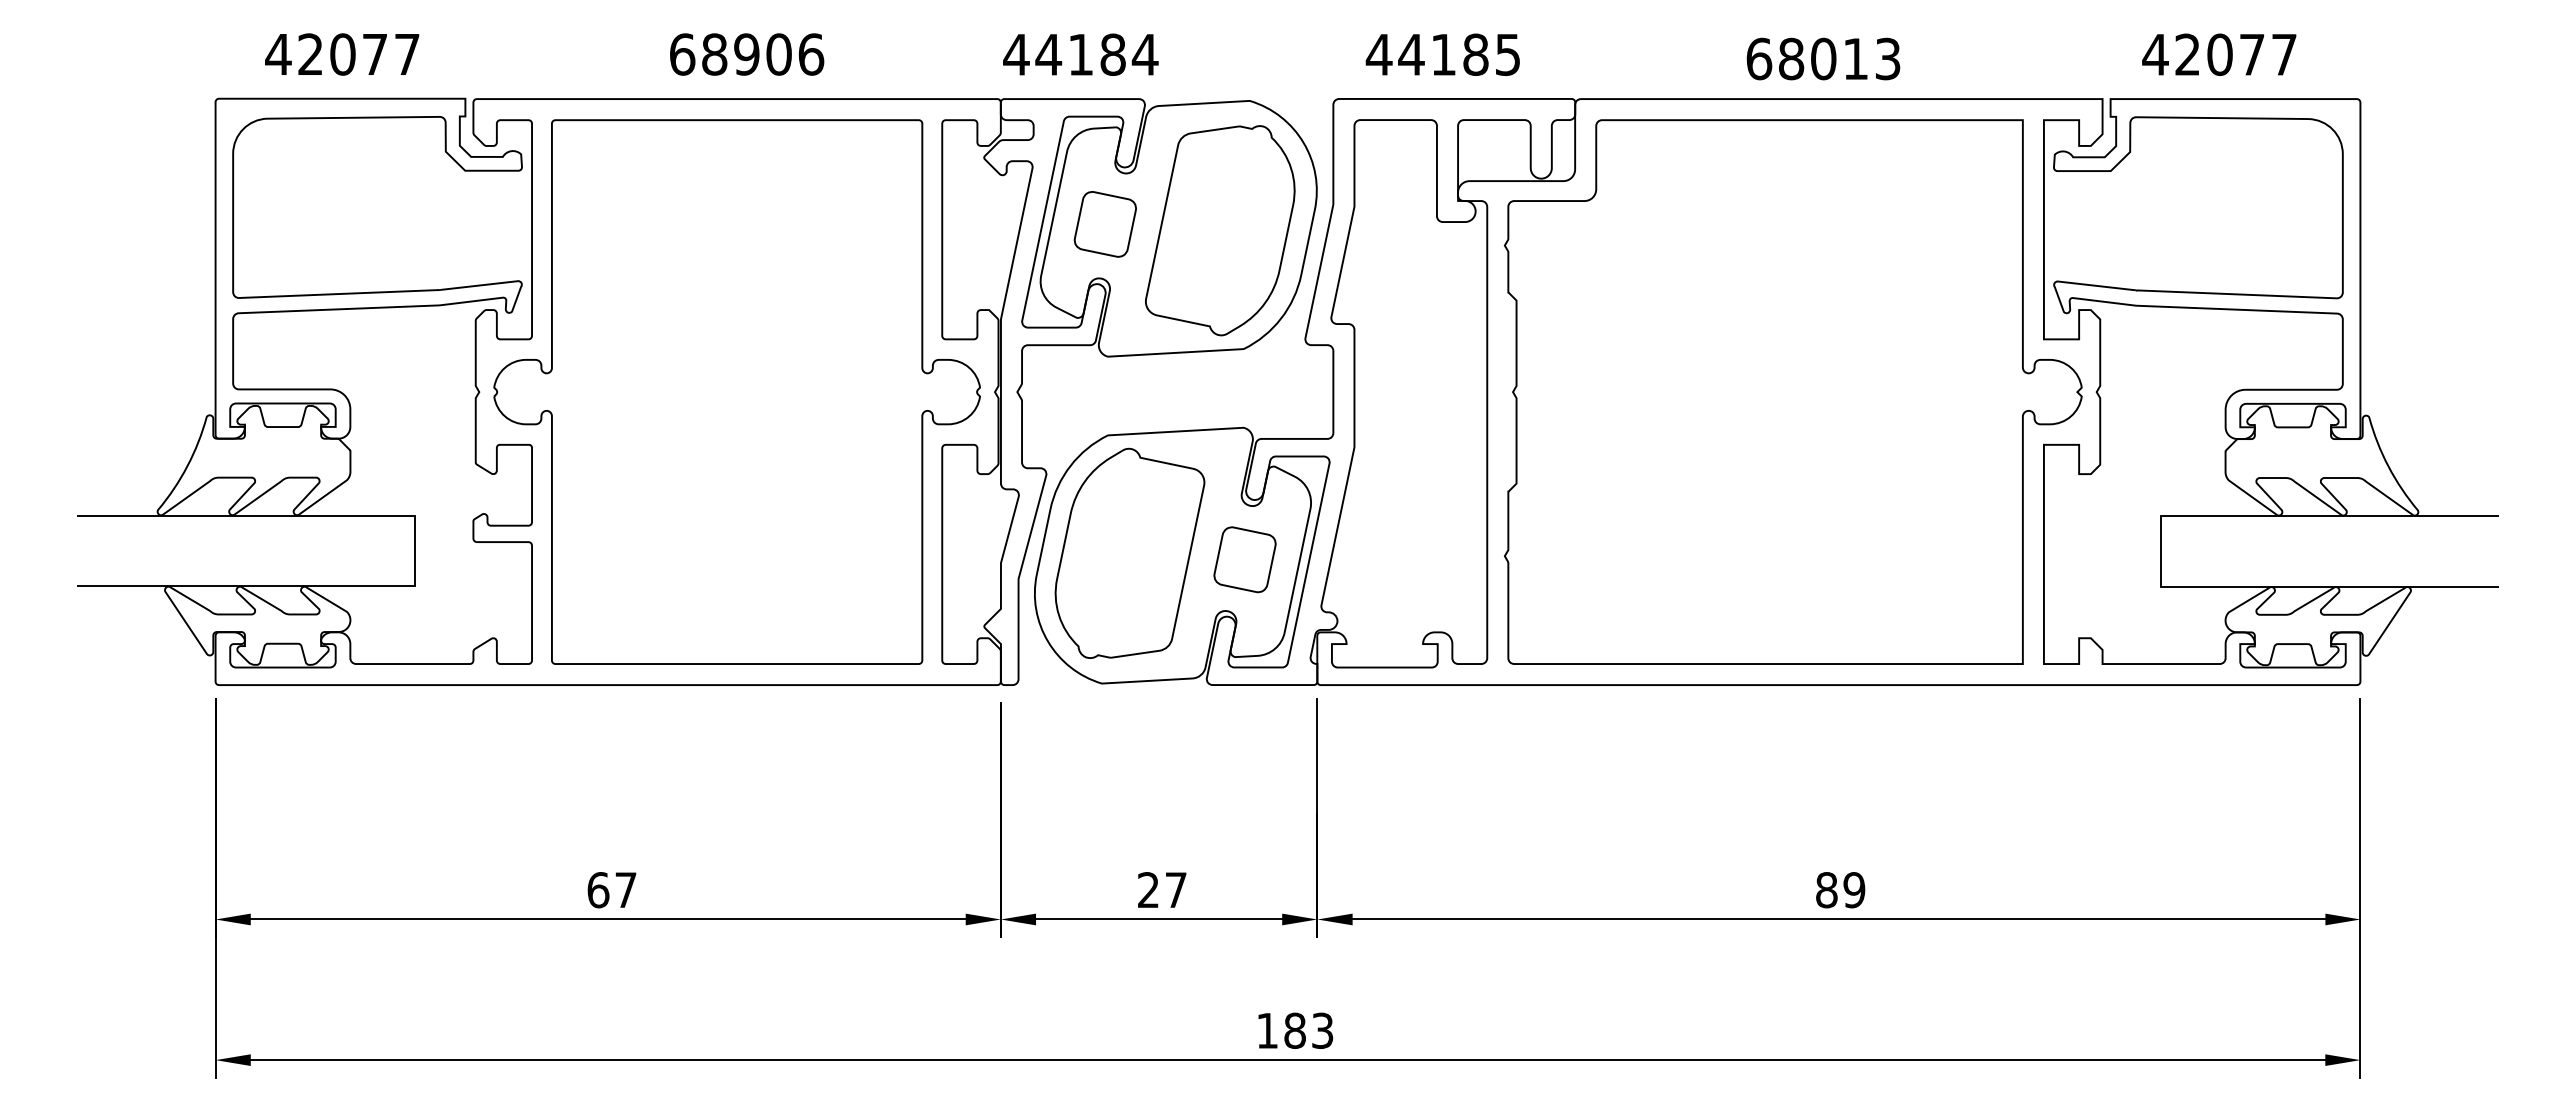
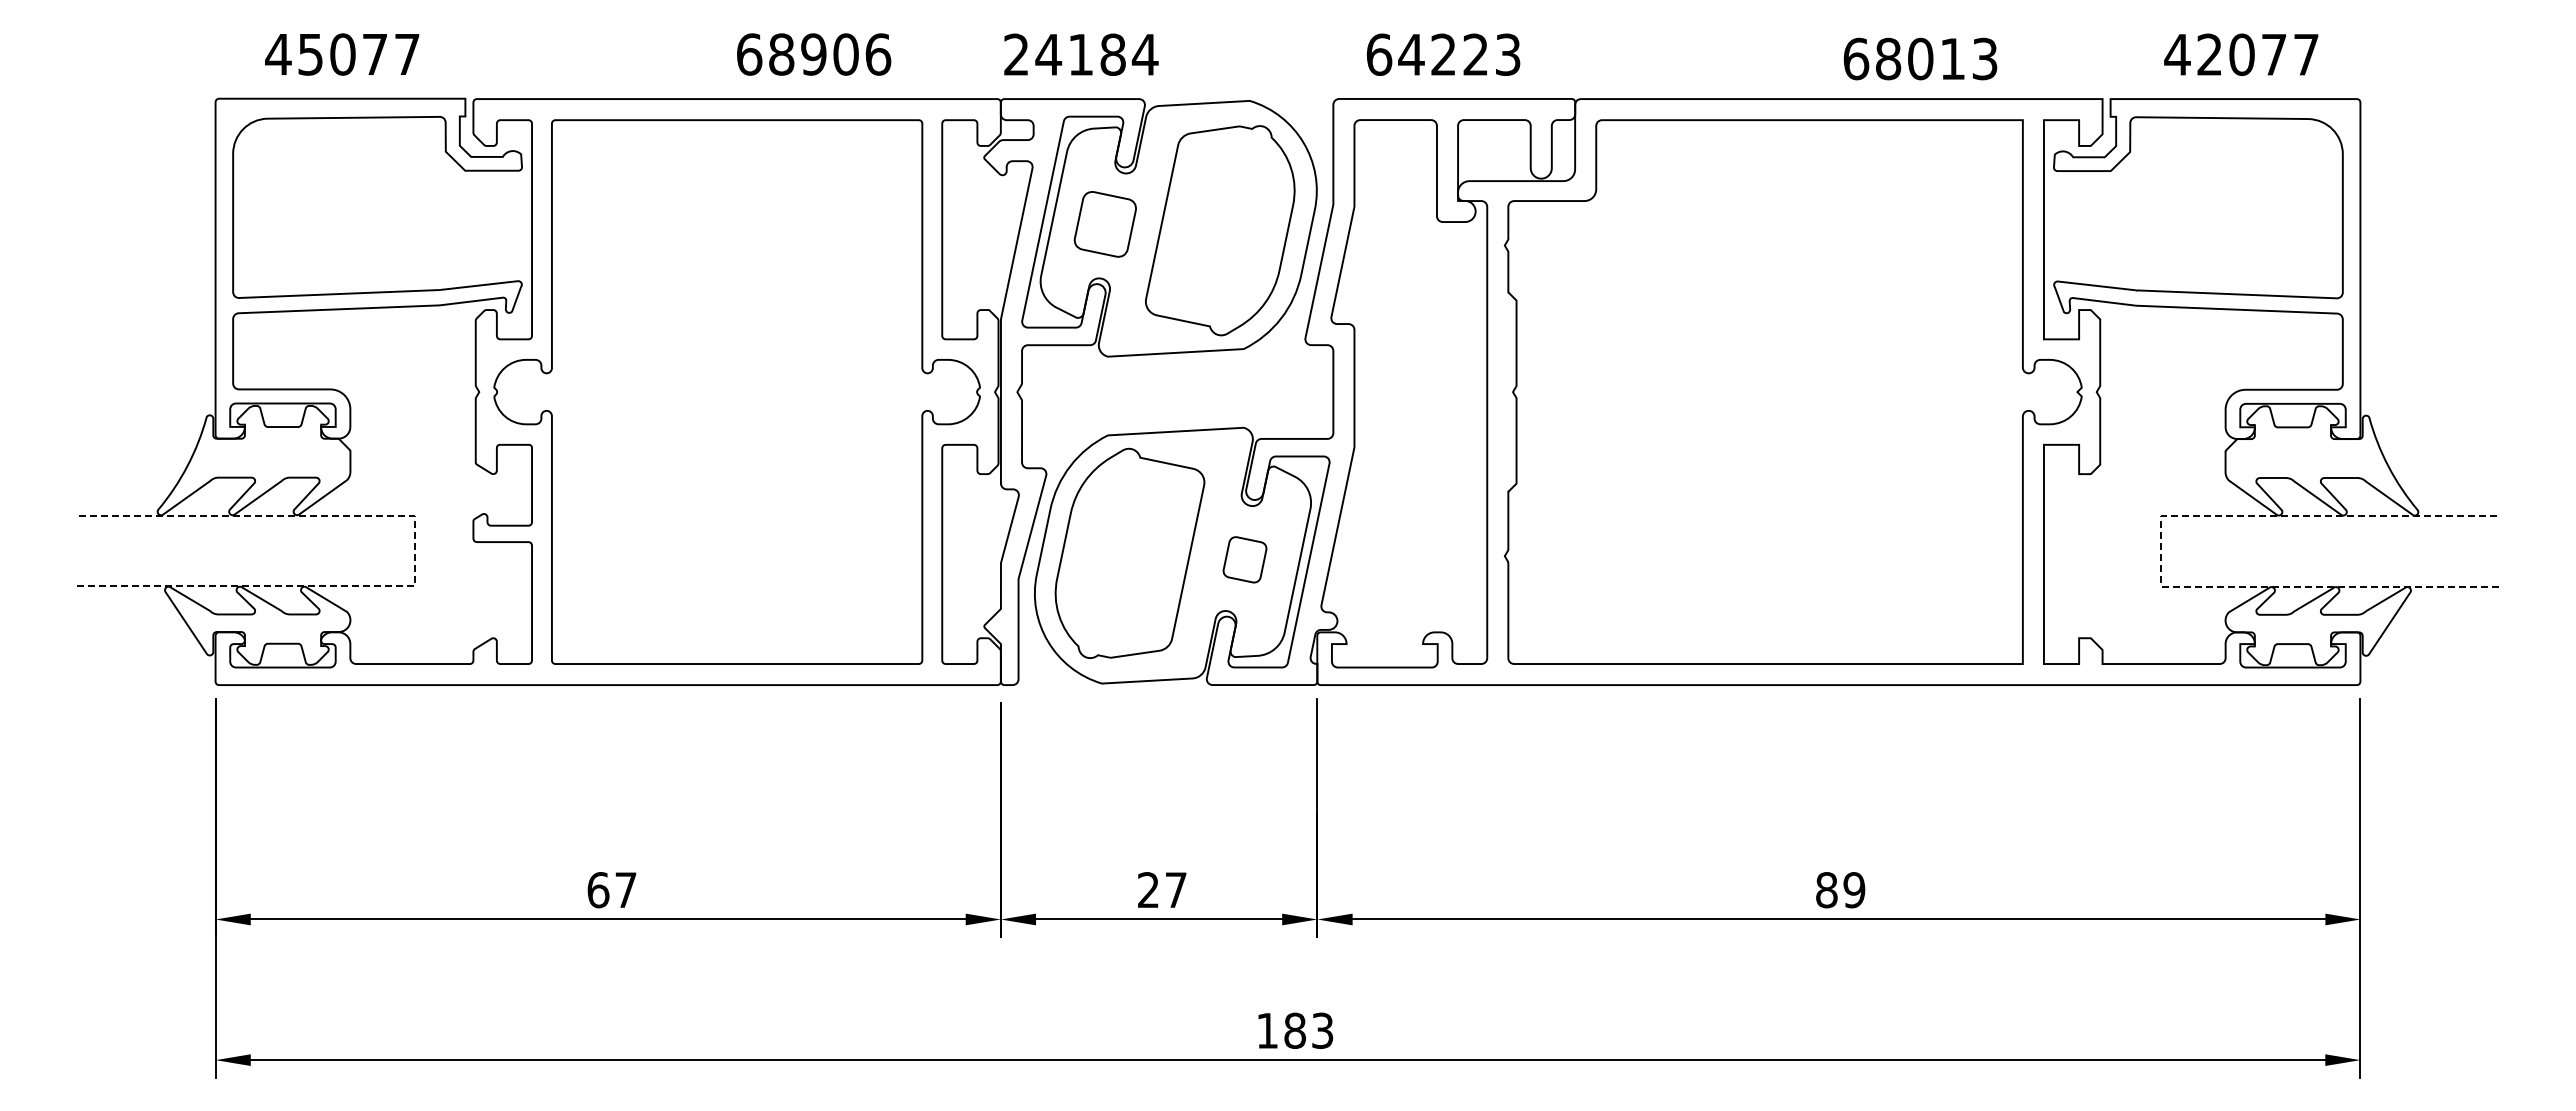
text: 42077 -> 45077 (310, 54)
text position: (747, 54) -> (814, 54) (814, 54)
text: 44184 -> 24184 (1016, 54)
text: 44185 -> 64223 (1442, 54)
text position: (2219, 54) -> (2241, 54) (2241, 54)
text position: (1823, 58) -> (1920, 58) (1920, 58)
line: solid -> dashed (414, 550)
line: solid -> dashed (2161, 551)
part size: 64x68 px -> 46x48 px (1244, 559)
